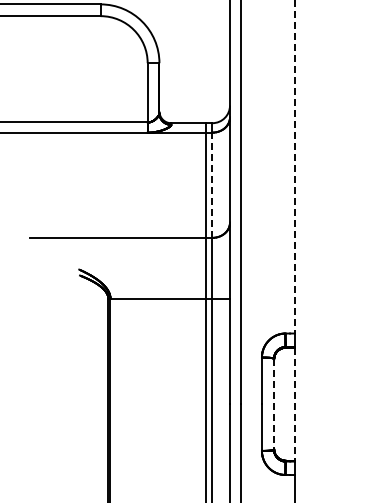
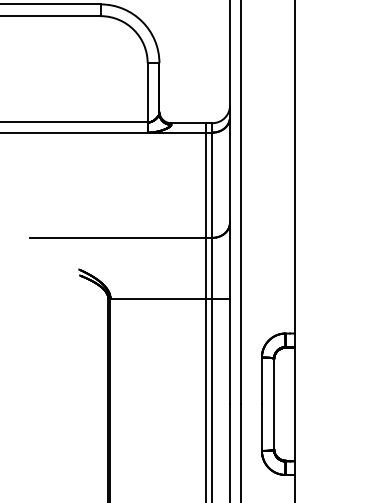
line: dashed -> solid (294, 167)
line: dashed -> solid (212, 185)
line: dashed -> solid (274, 404)
line: dashed -> solid (294, 404)
